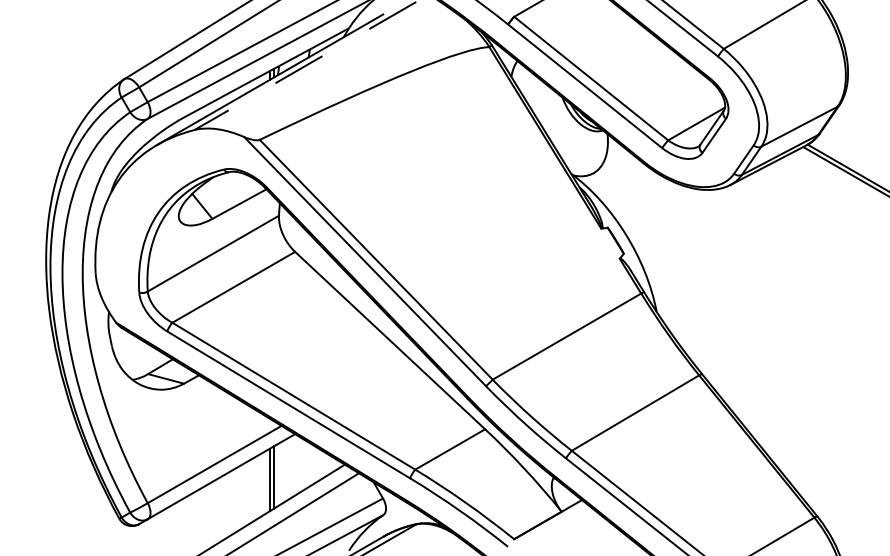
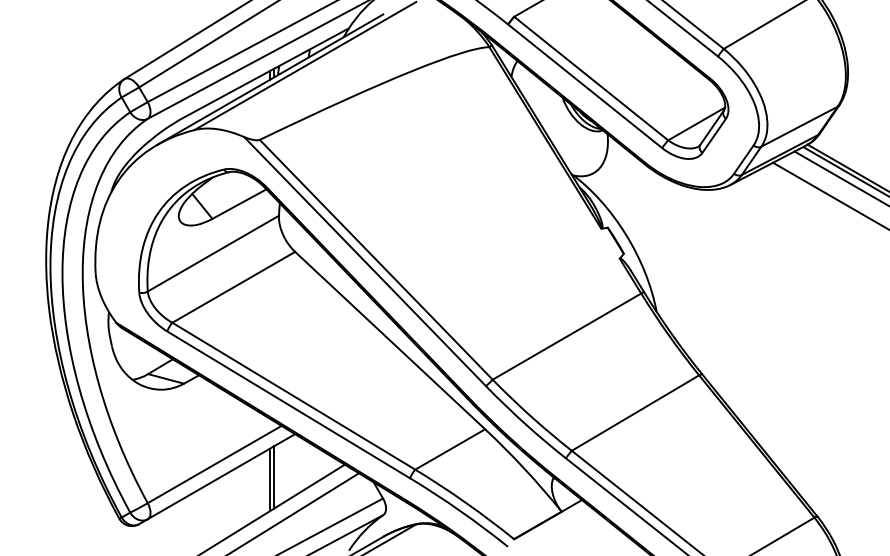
line: dashed -> solid (304, 66)
line: none -> present (840, 177)
line: none -> present (829, 195)
